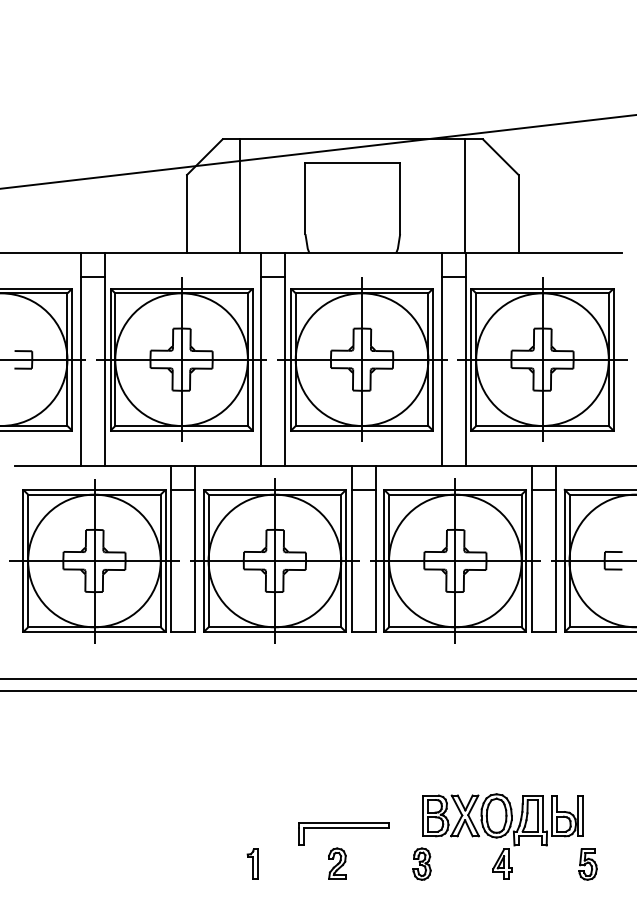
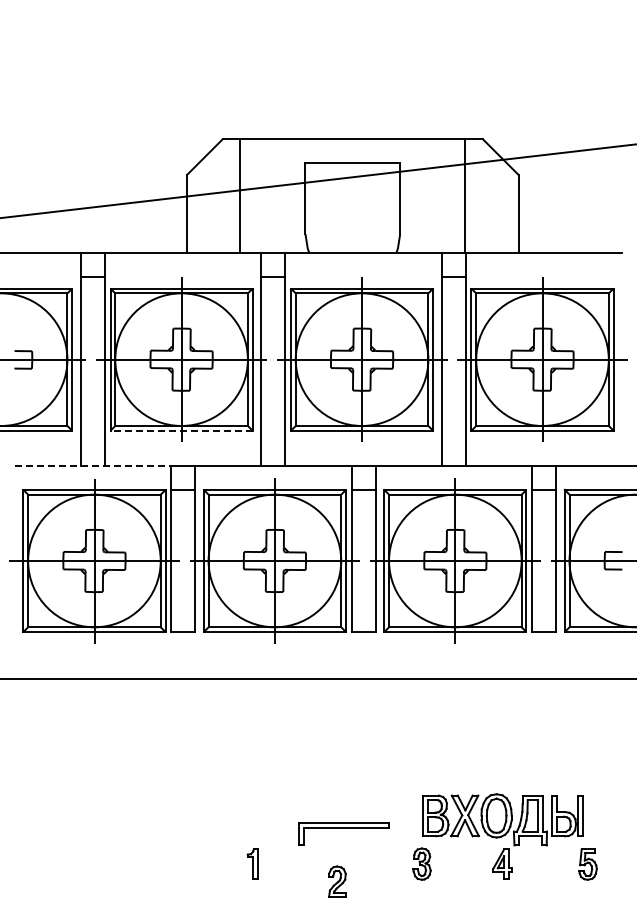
line position: (317, 151) -> (317, 180) (317, 180)
line: solid -> dashed (181, 430)
line: solid -> dashed (93, 466)
line: present -> none (317, 691)
part position: (337, 863) -> (337, 881) (337, 881)
